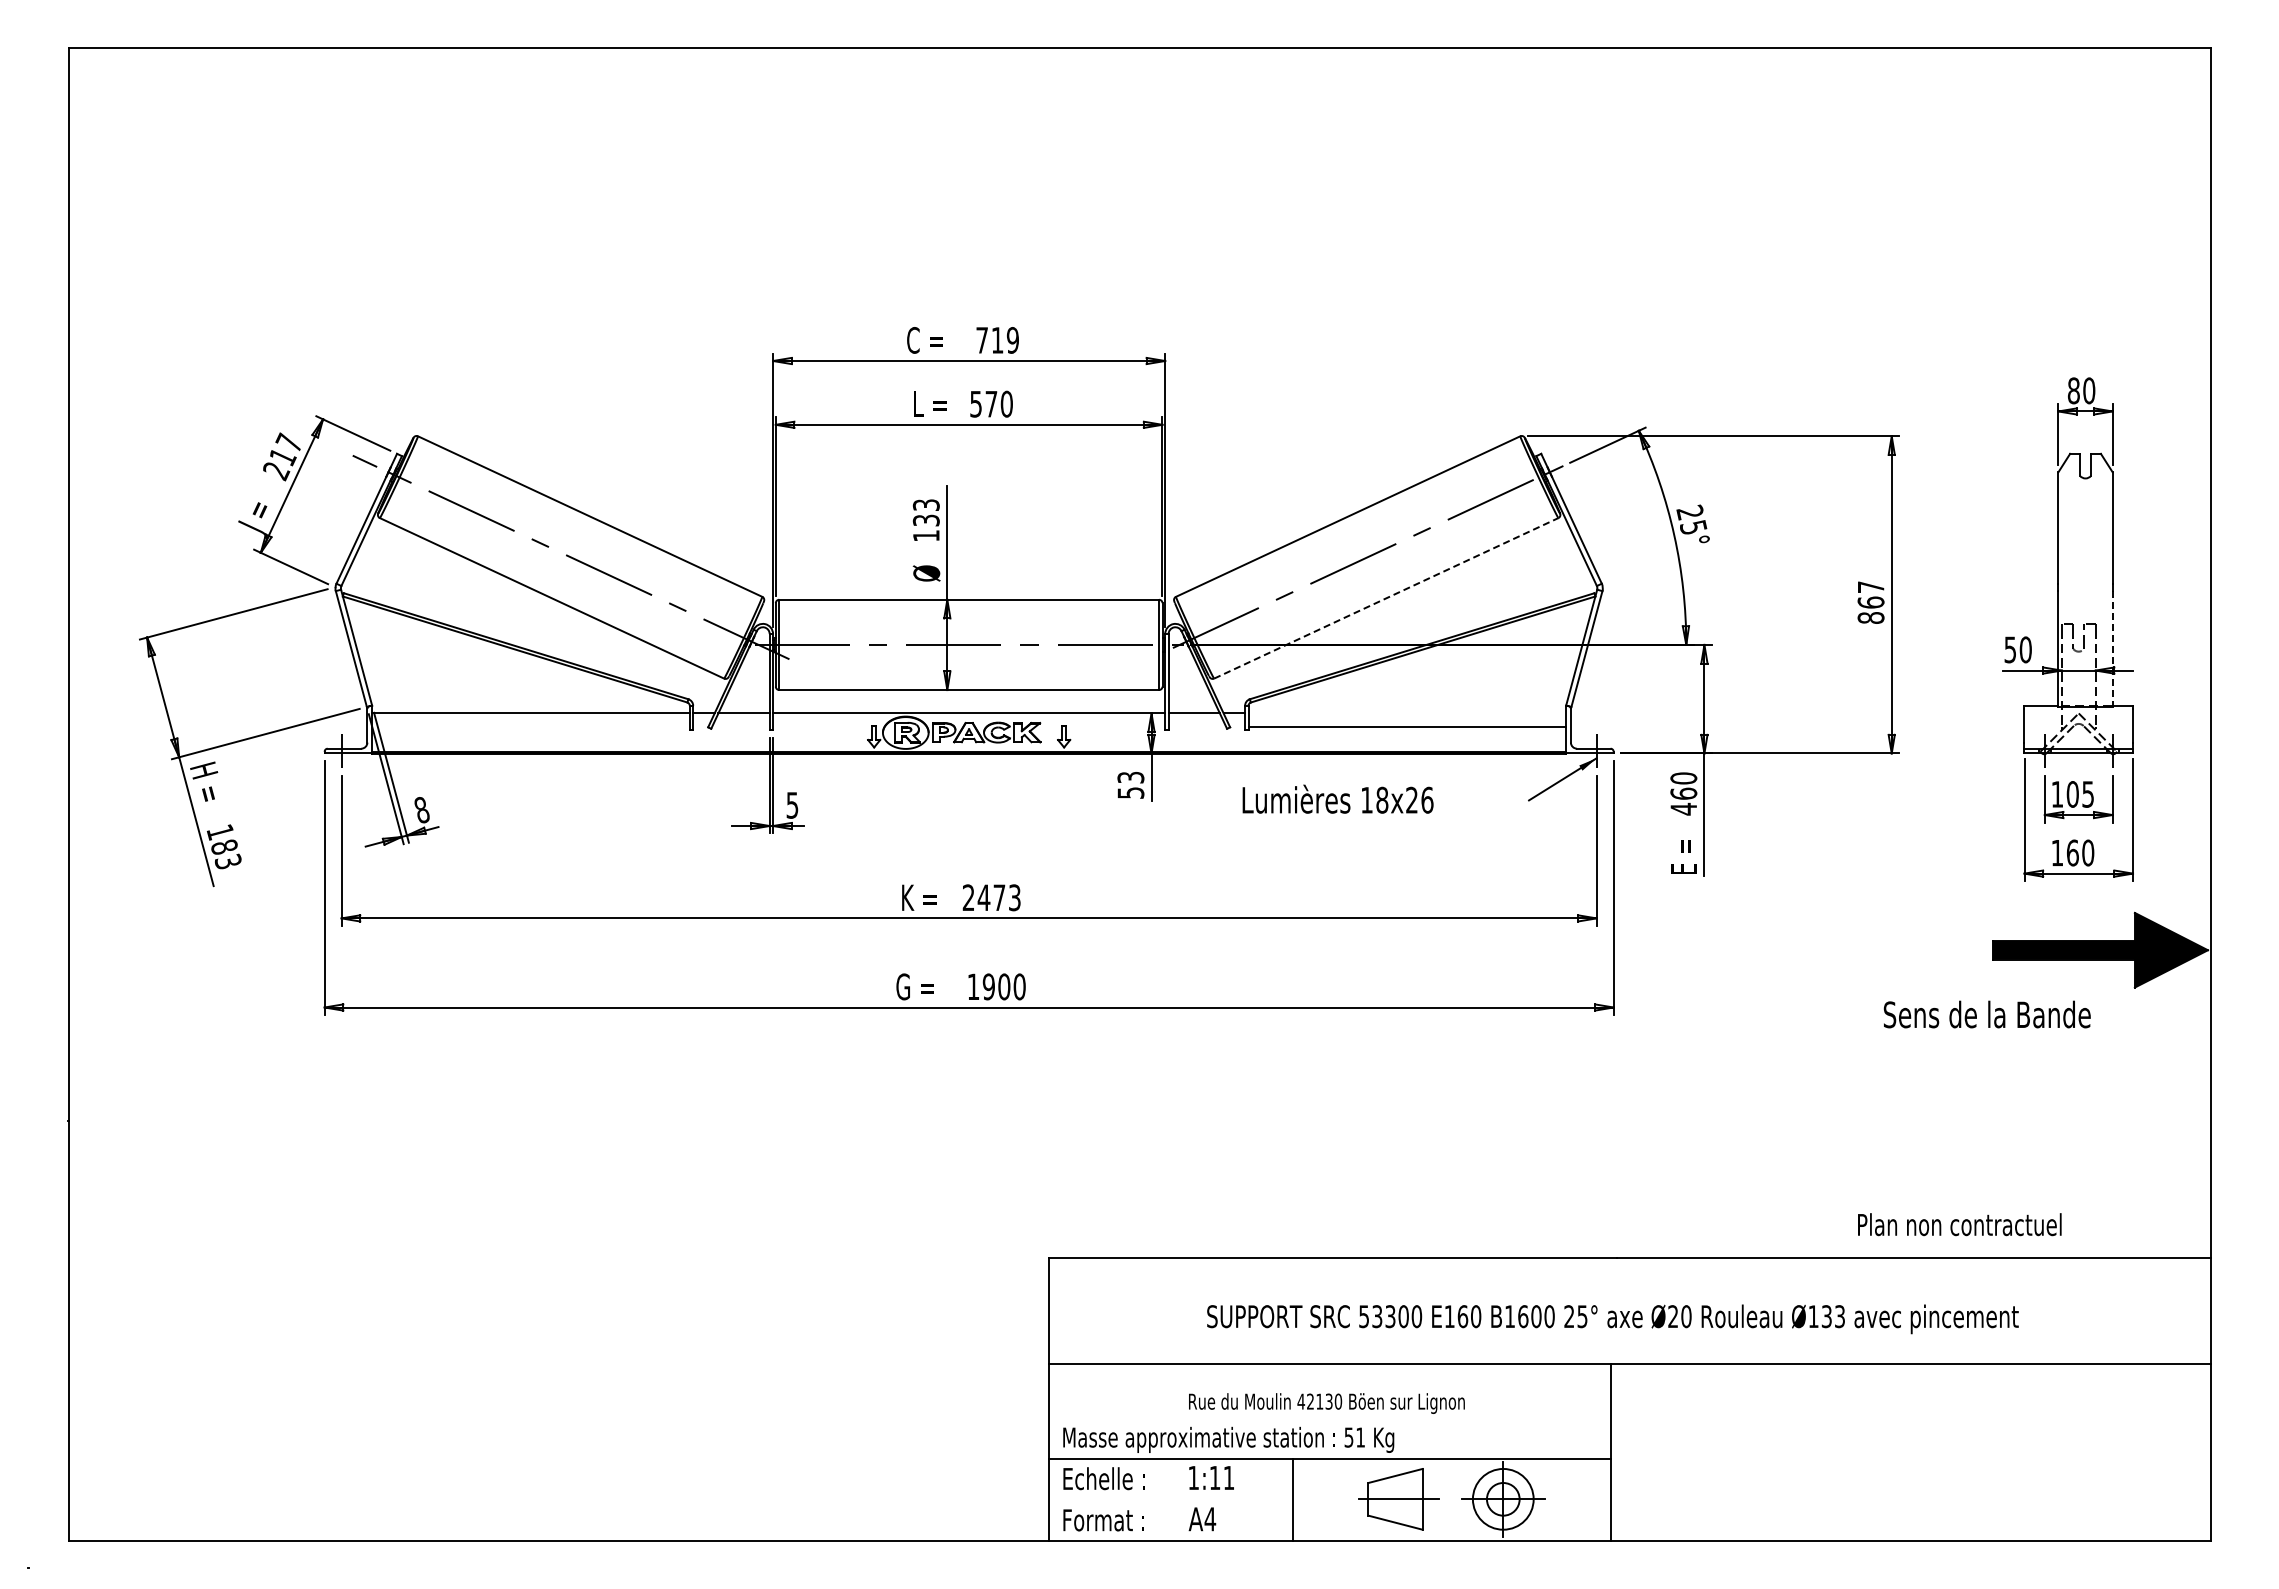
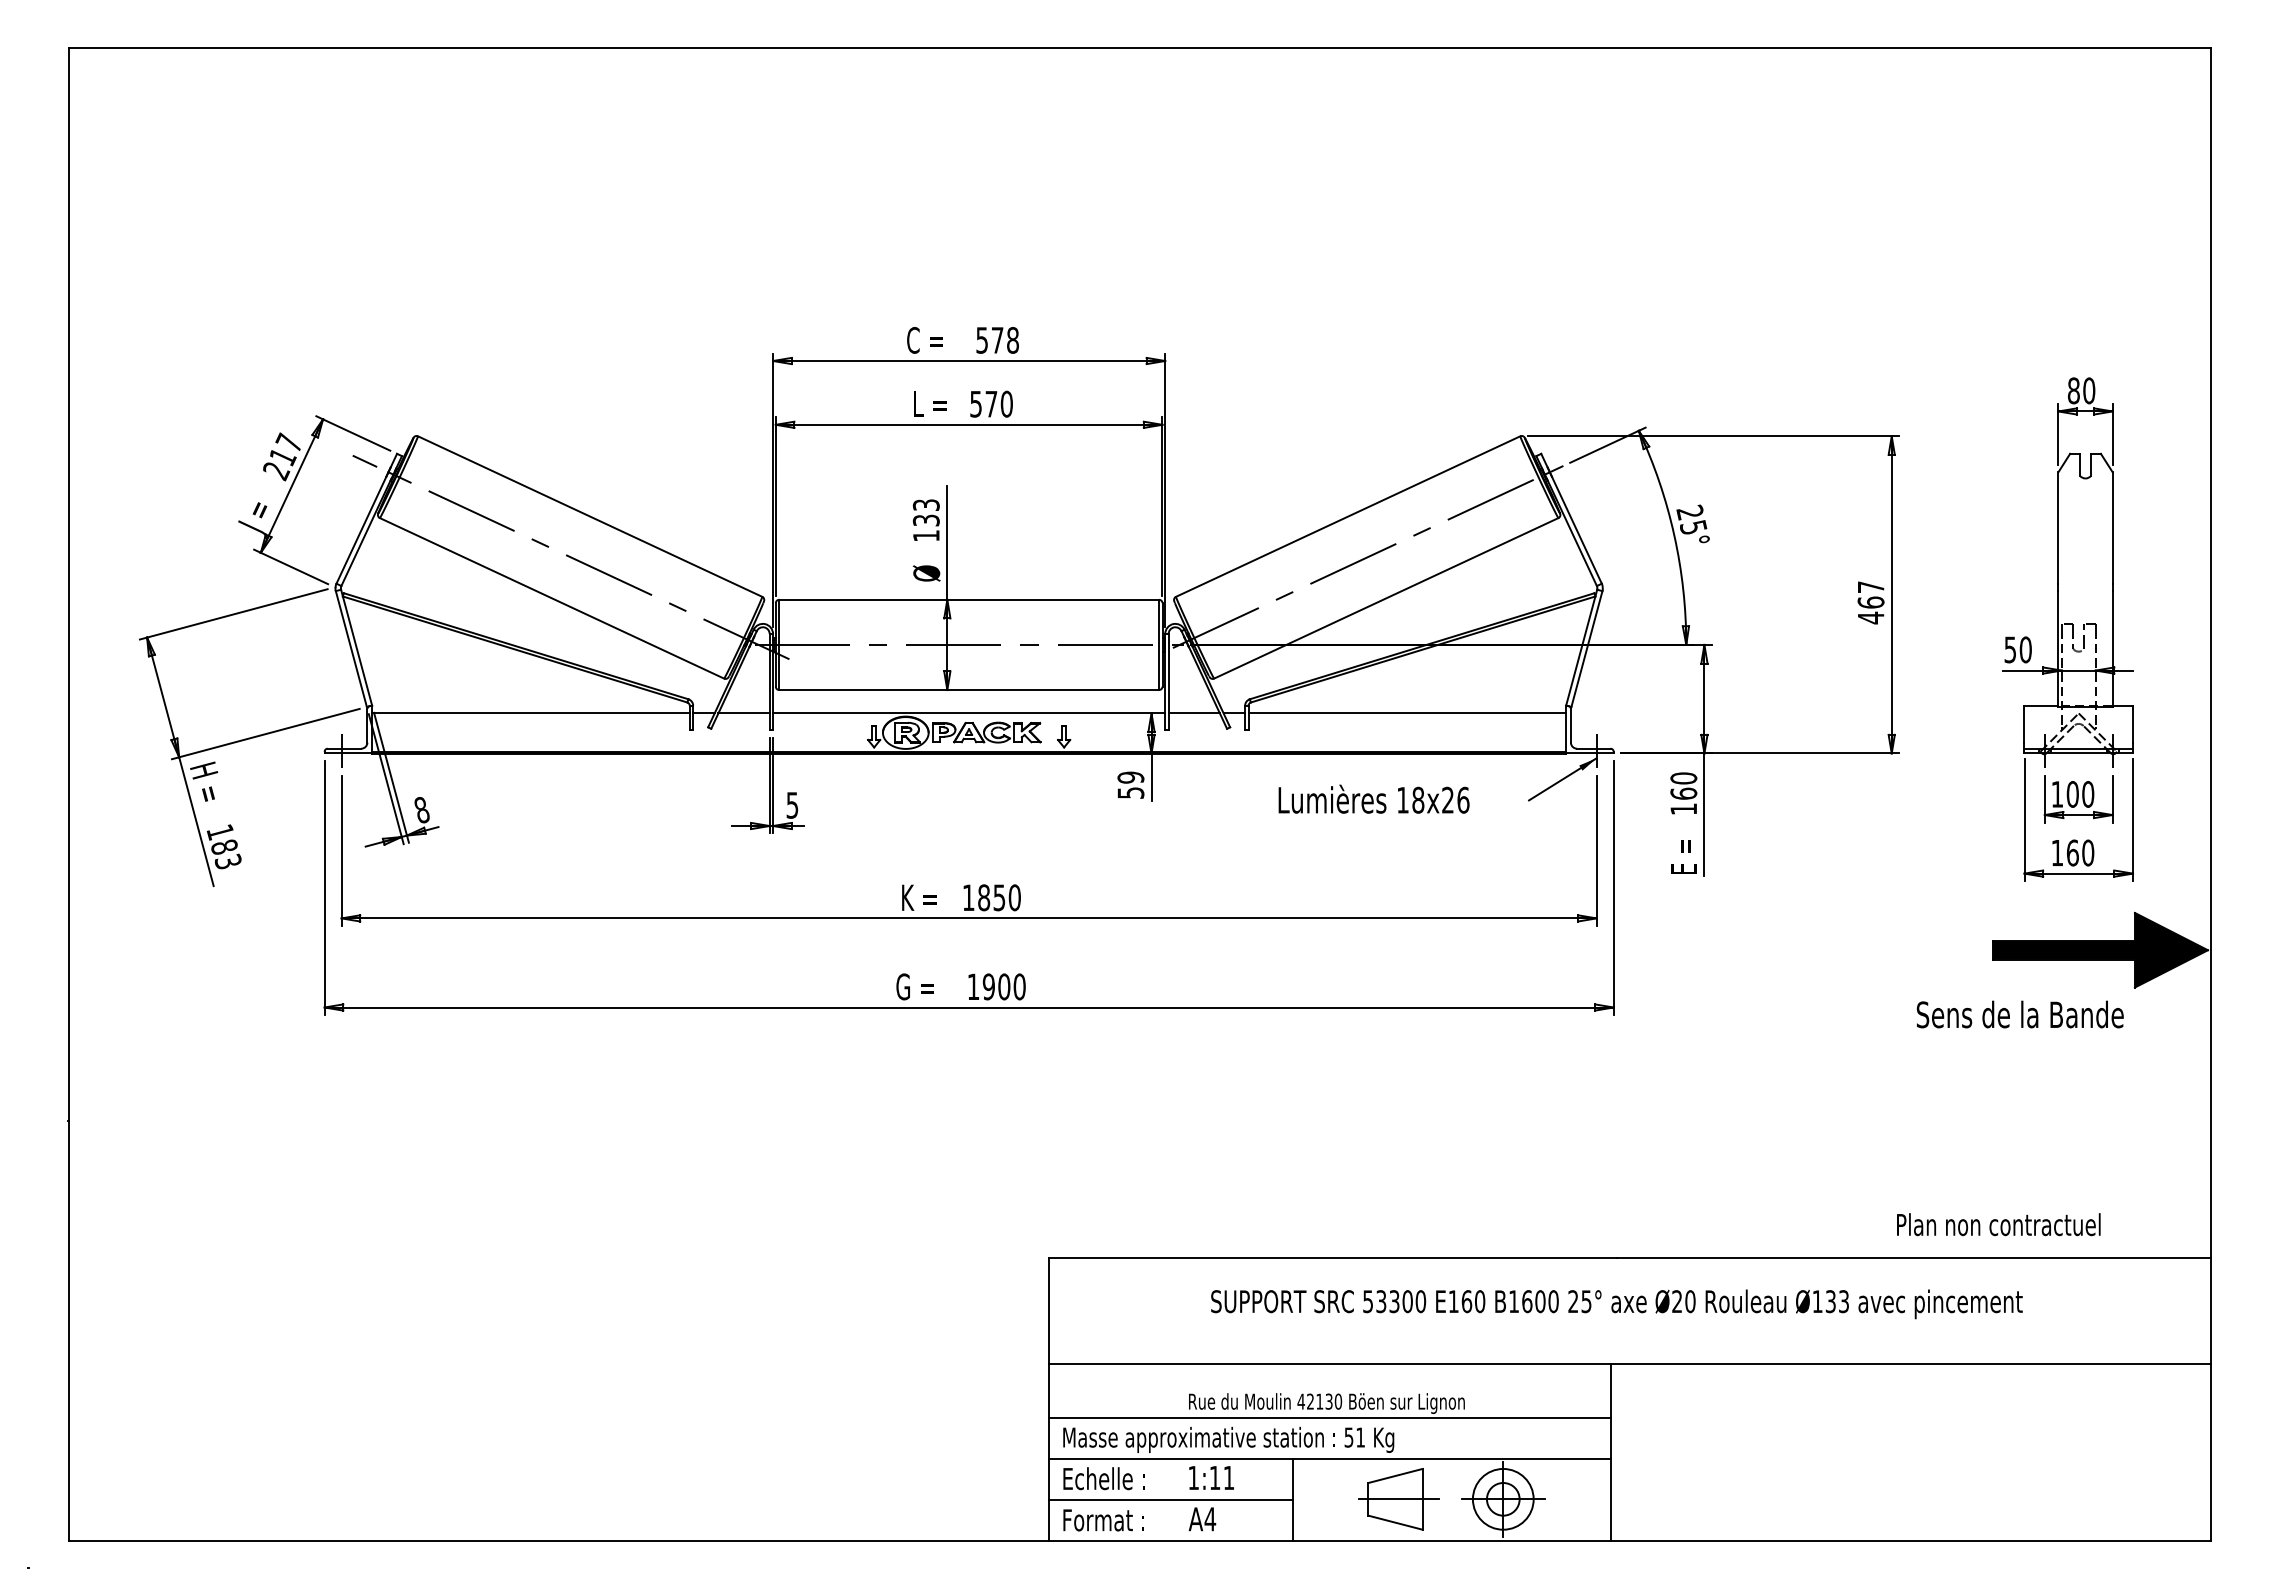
text: 719 -> 578 (997, 340)
line: dashed -> solid (1386, 598)
text: 867 -> 467 (1870, 617)
line: dashed -> solid (2112, 649)
line position: (1407, 727) -> (1407, 713) (1407, 713)
text: 53 -> 59 (1130, 777)
text: 105 -> 100 (2088, 794)
text position: (1337, 798) -> (1373, 798) (1373, 798)
text: 460 -> 160 (1683, 808)
text: 2473 -> 1850 (991, 897)
text position: (1986, 1014) -> (2019, 1014) (2019, 1014)
text position: (1959, 1224) -> (1998, 1224) (1998, 1224)
text position: (1612, 1319) -> (1616, 1304) (1616, 1304)
line: none -> present (1330, 1418)
line: none -> present (1170, 1500)
